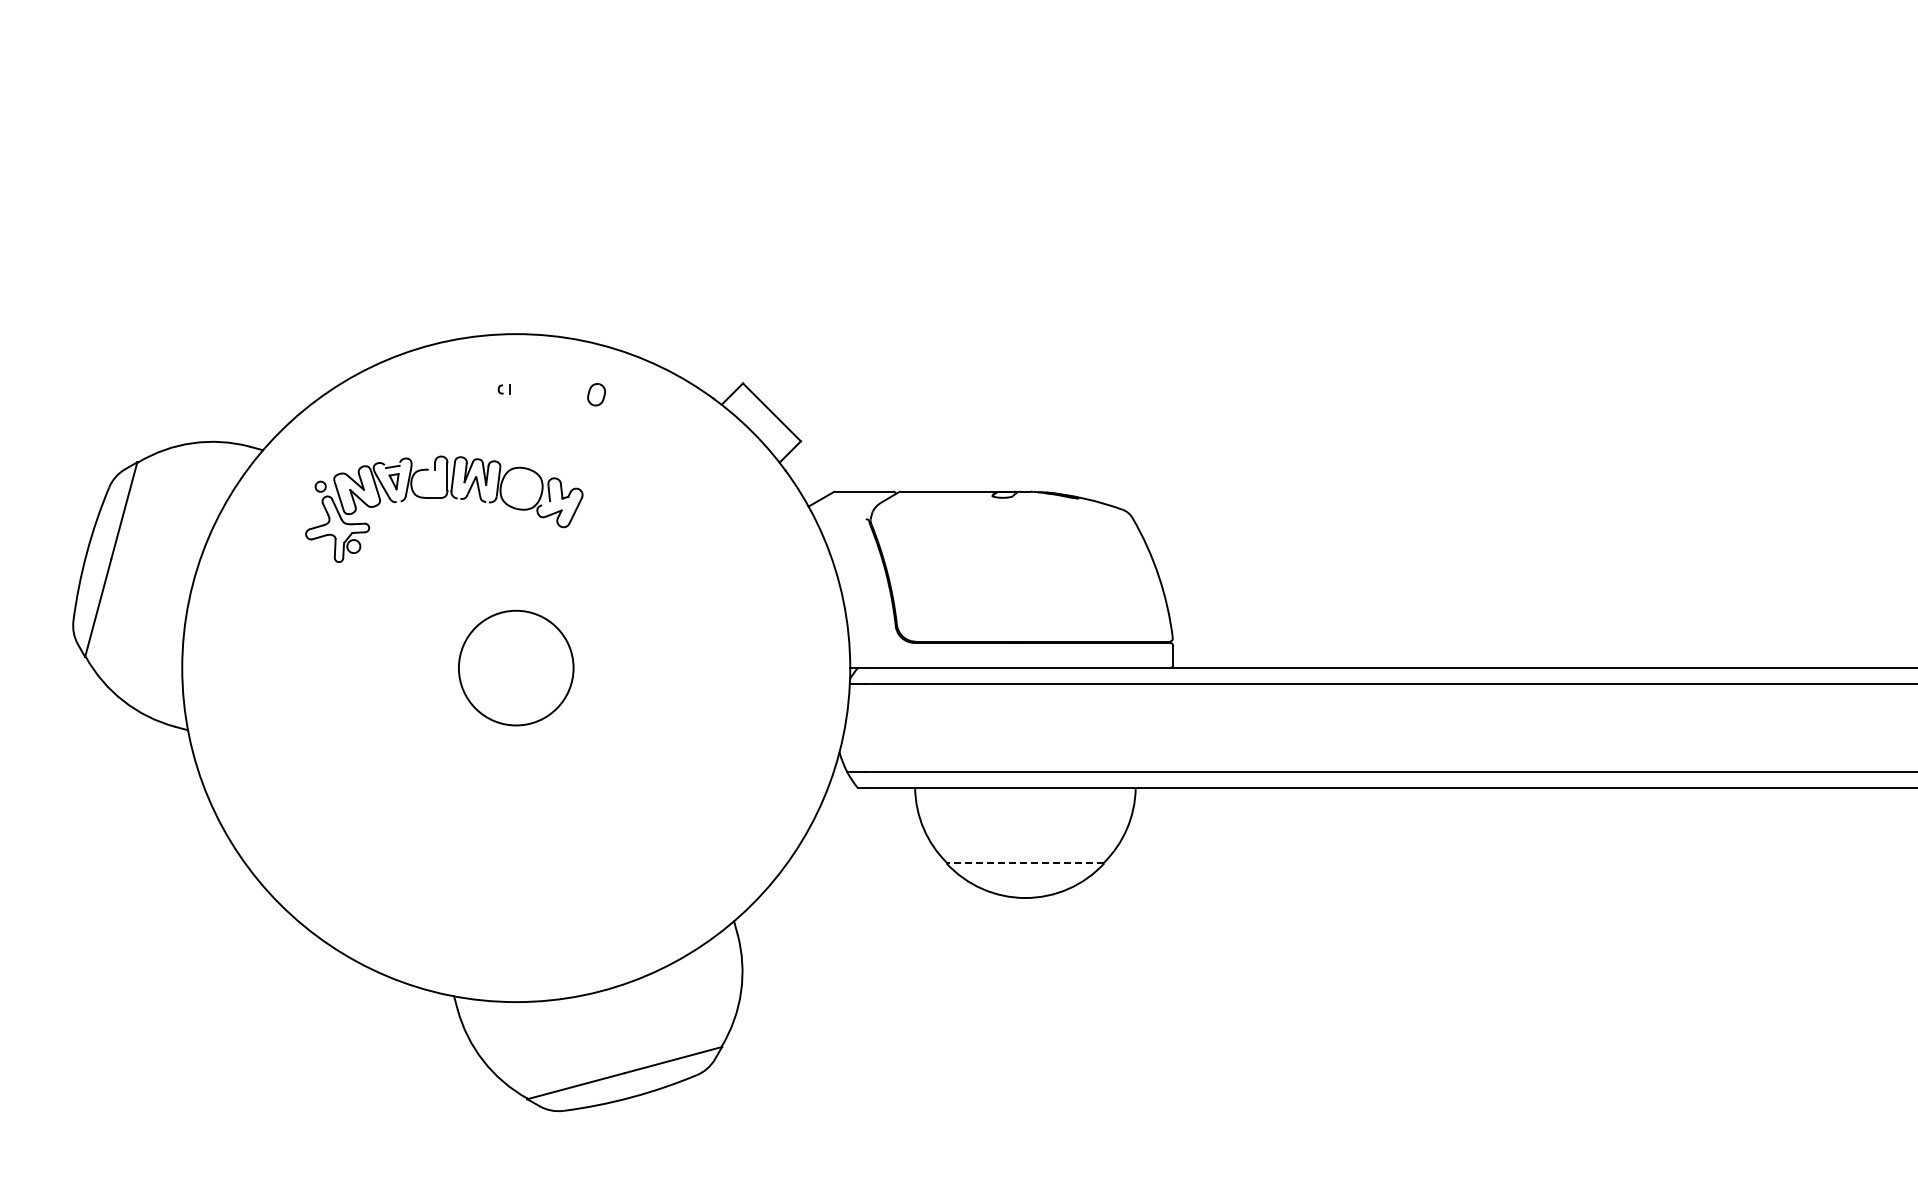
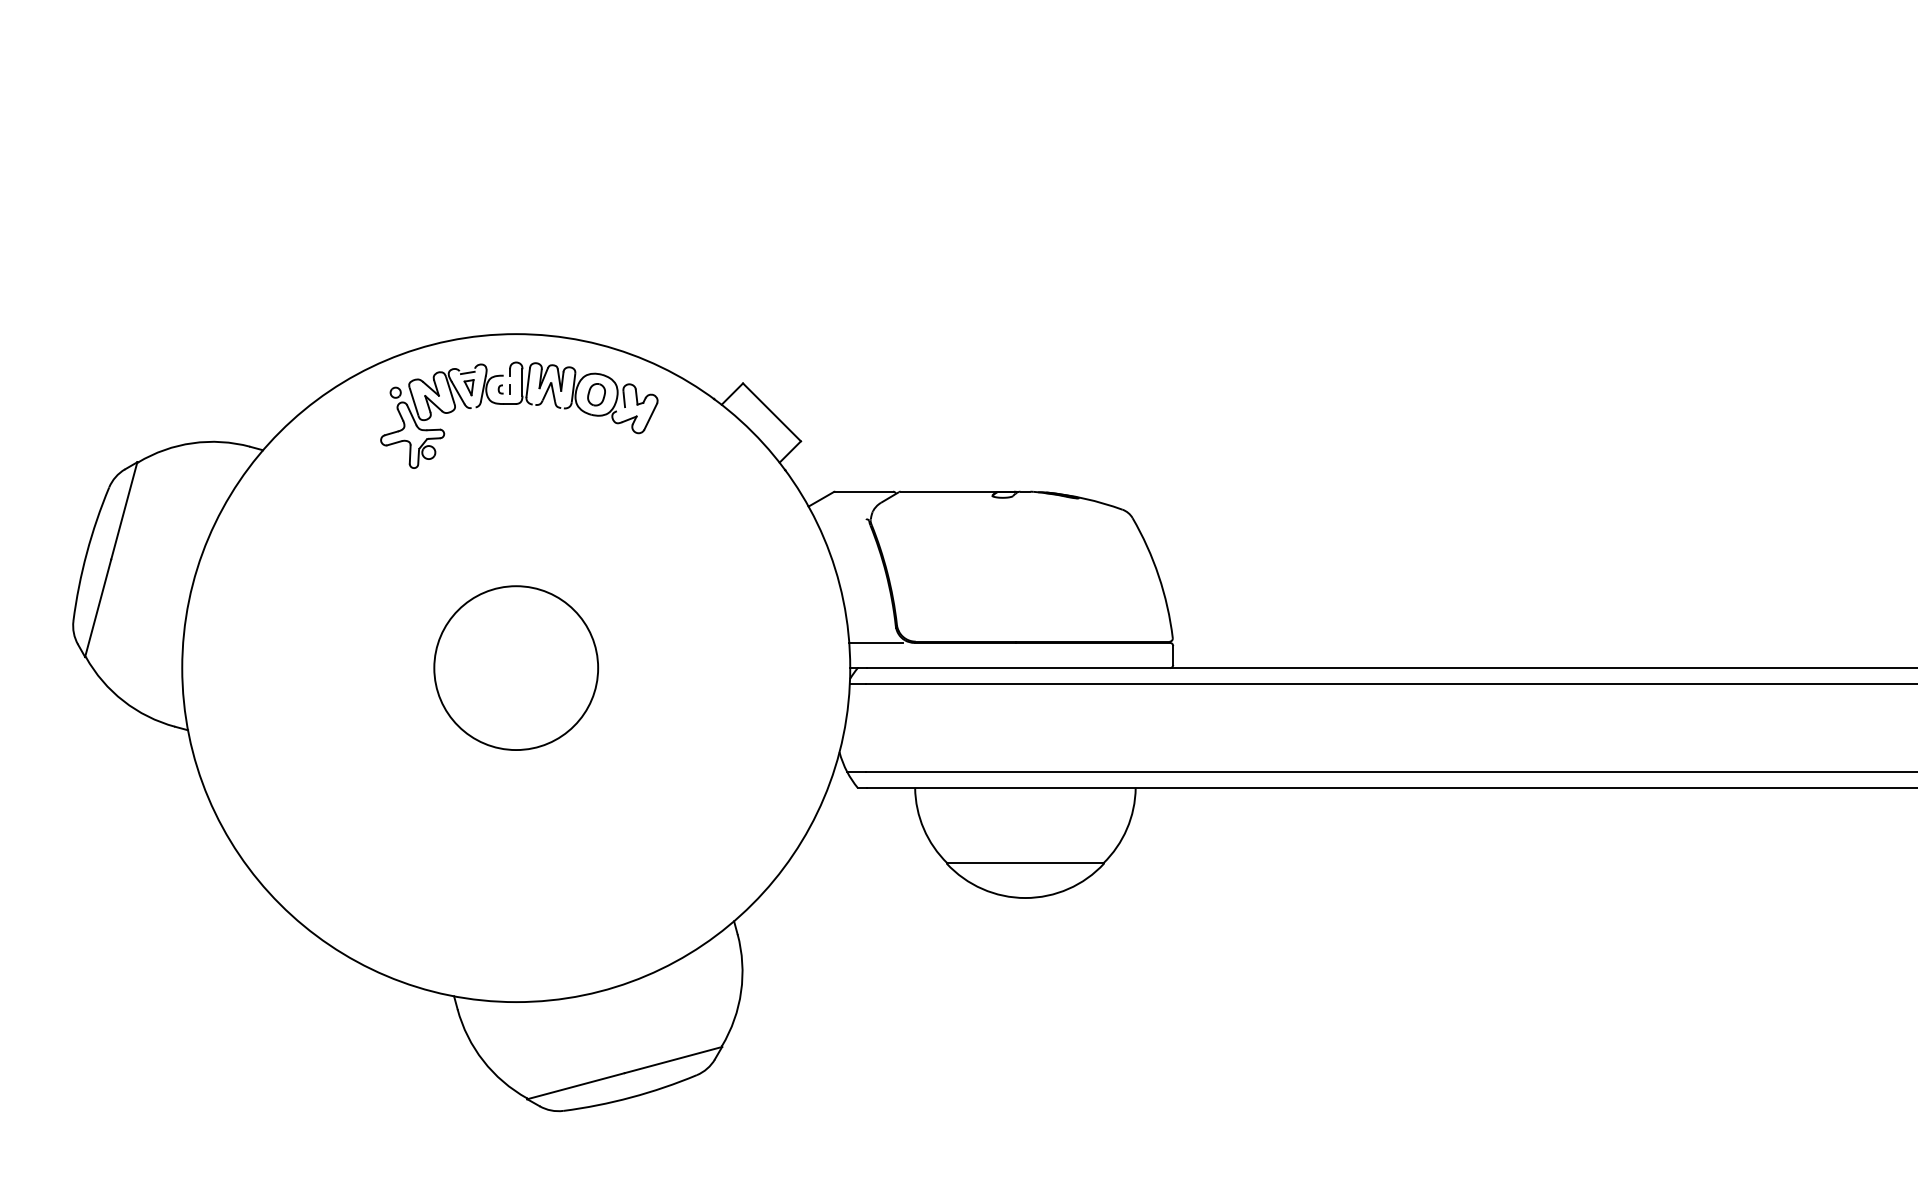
part position: (444, 498) -> (519, 404) (519, 404)
line: none -> present (876, 642)
circle diameter: 115 px -> 164 px (516, 668)
line: dashed -> solid (1025, 863)
